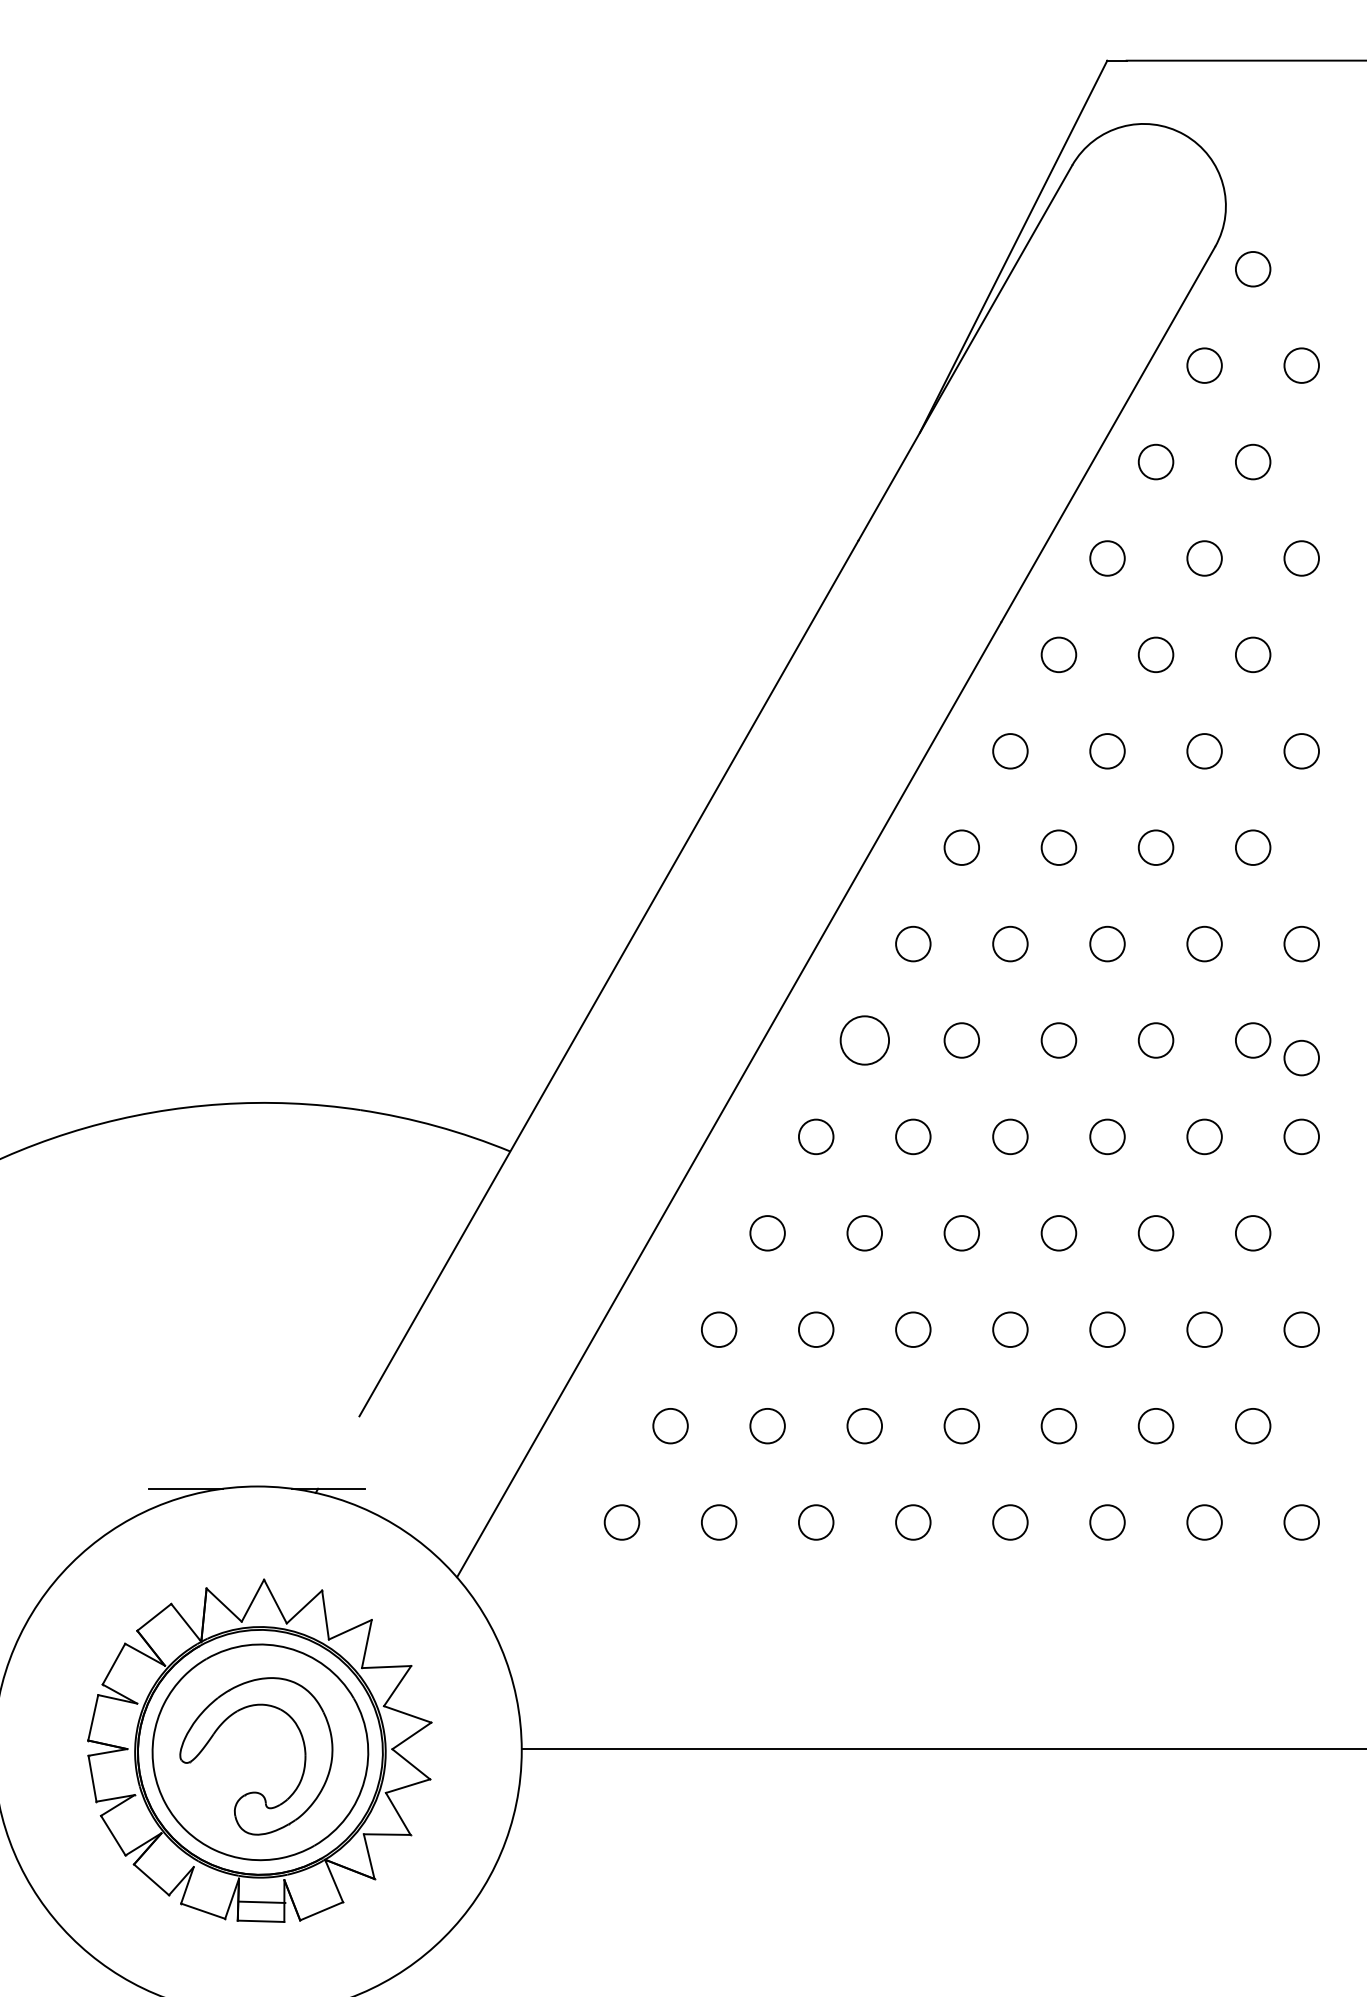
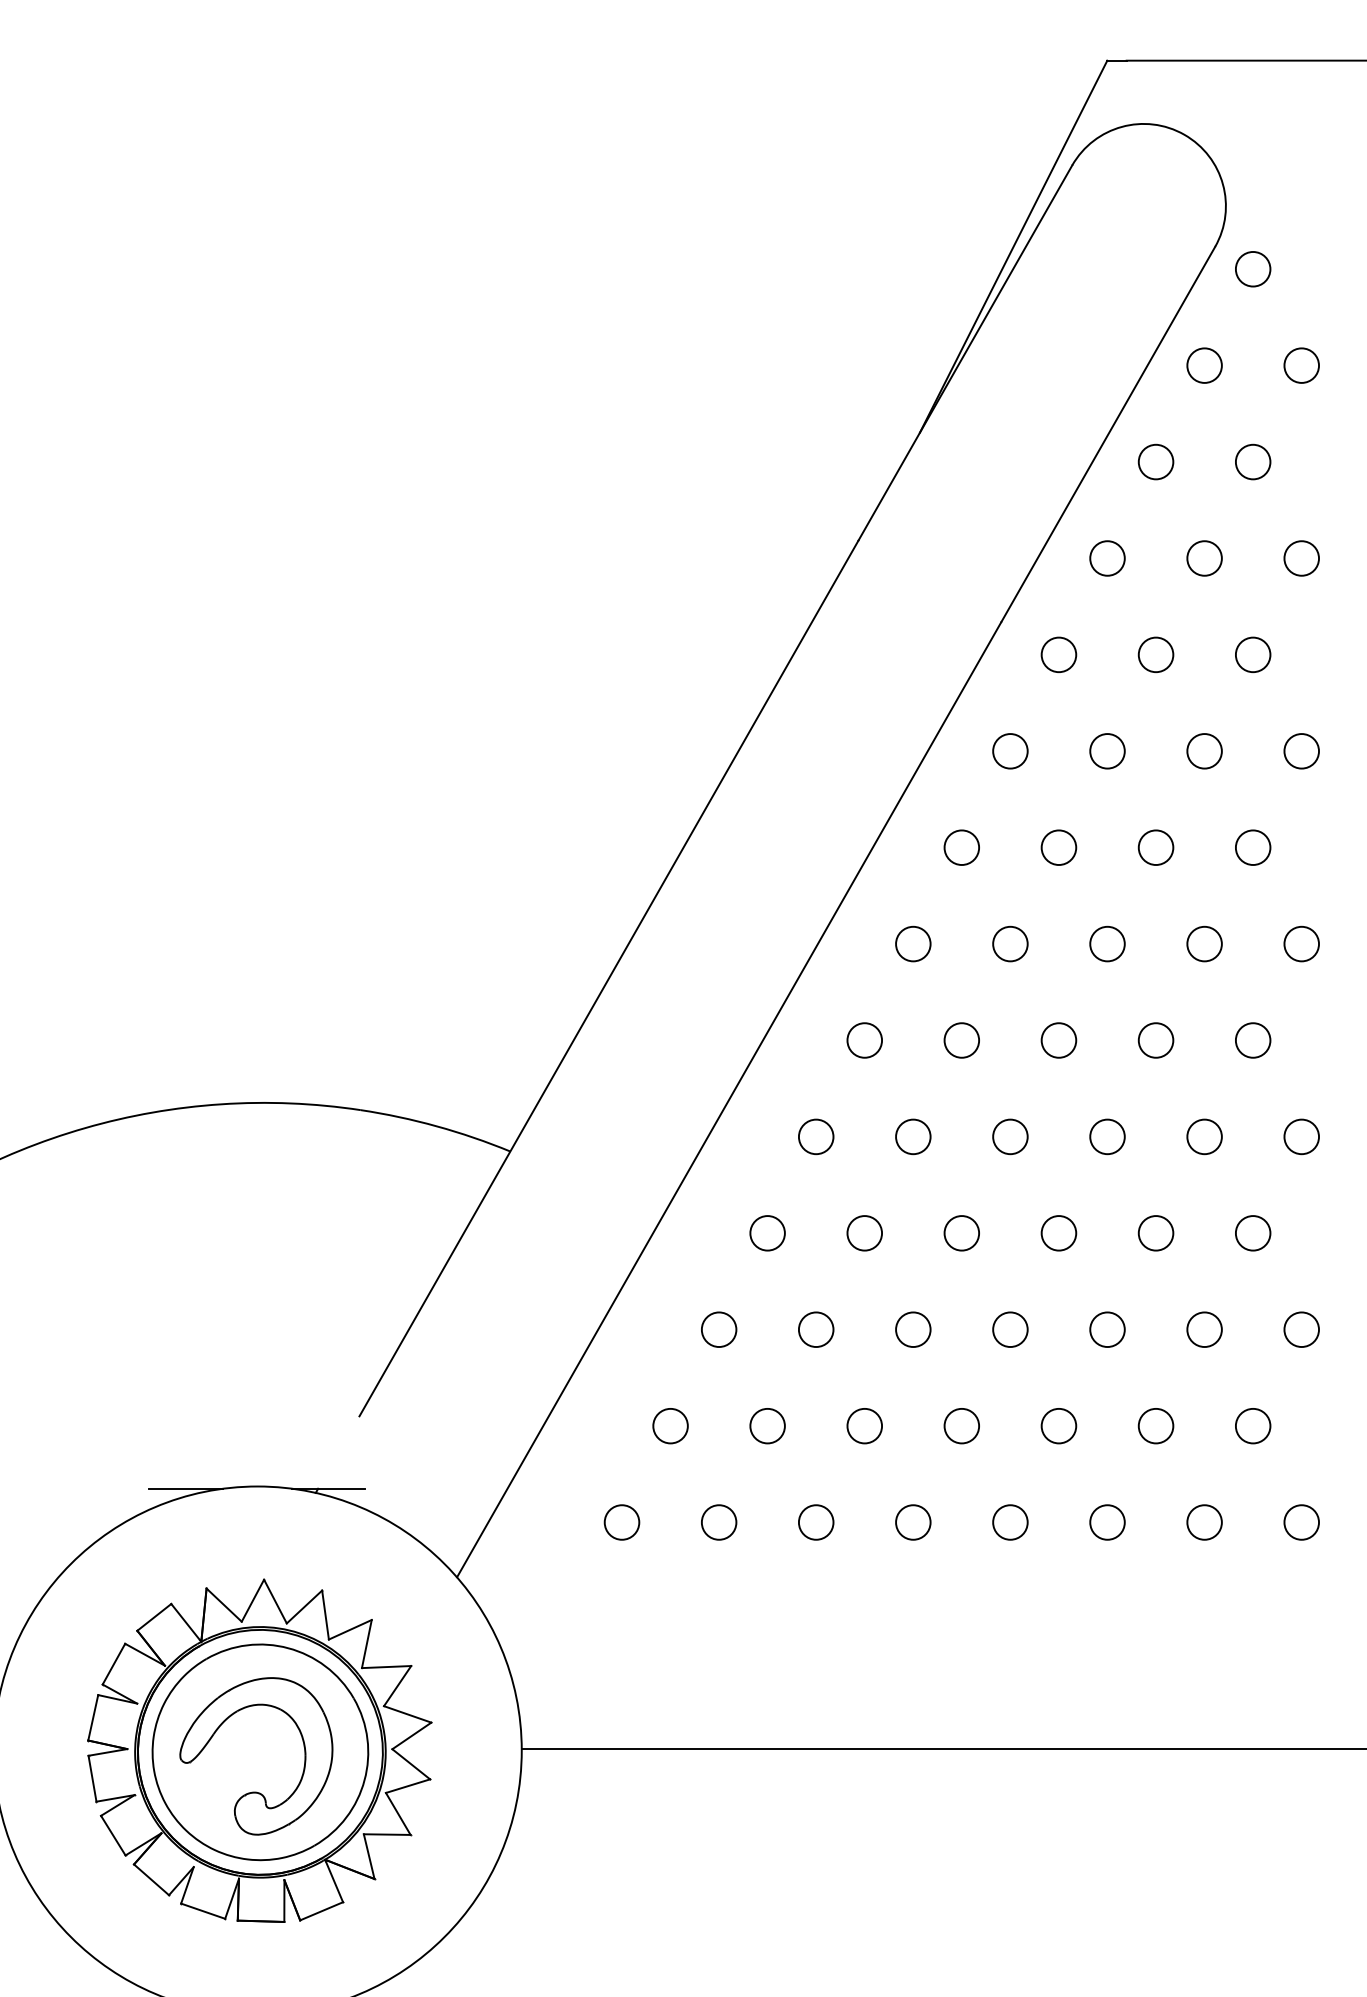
circle size: 51x51 px -> 37x37 px (864, 1040)
circle: present -> none (1301, 1057)
line position: (261, 1901) -> (260, 1920) (260, 1920)
